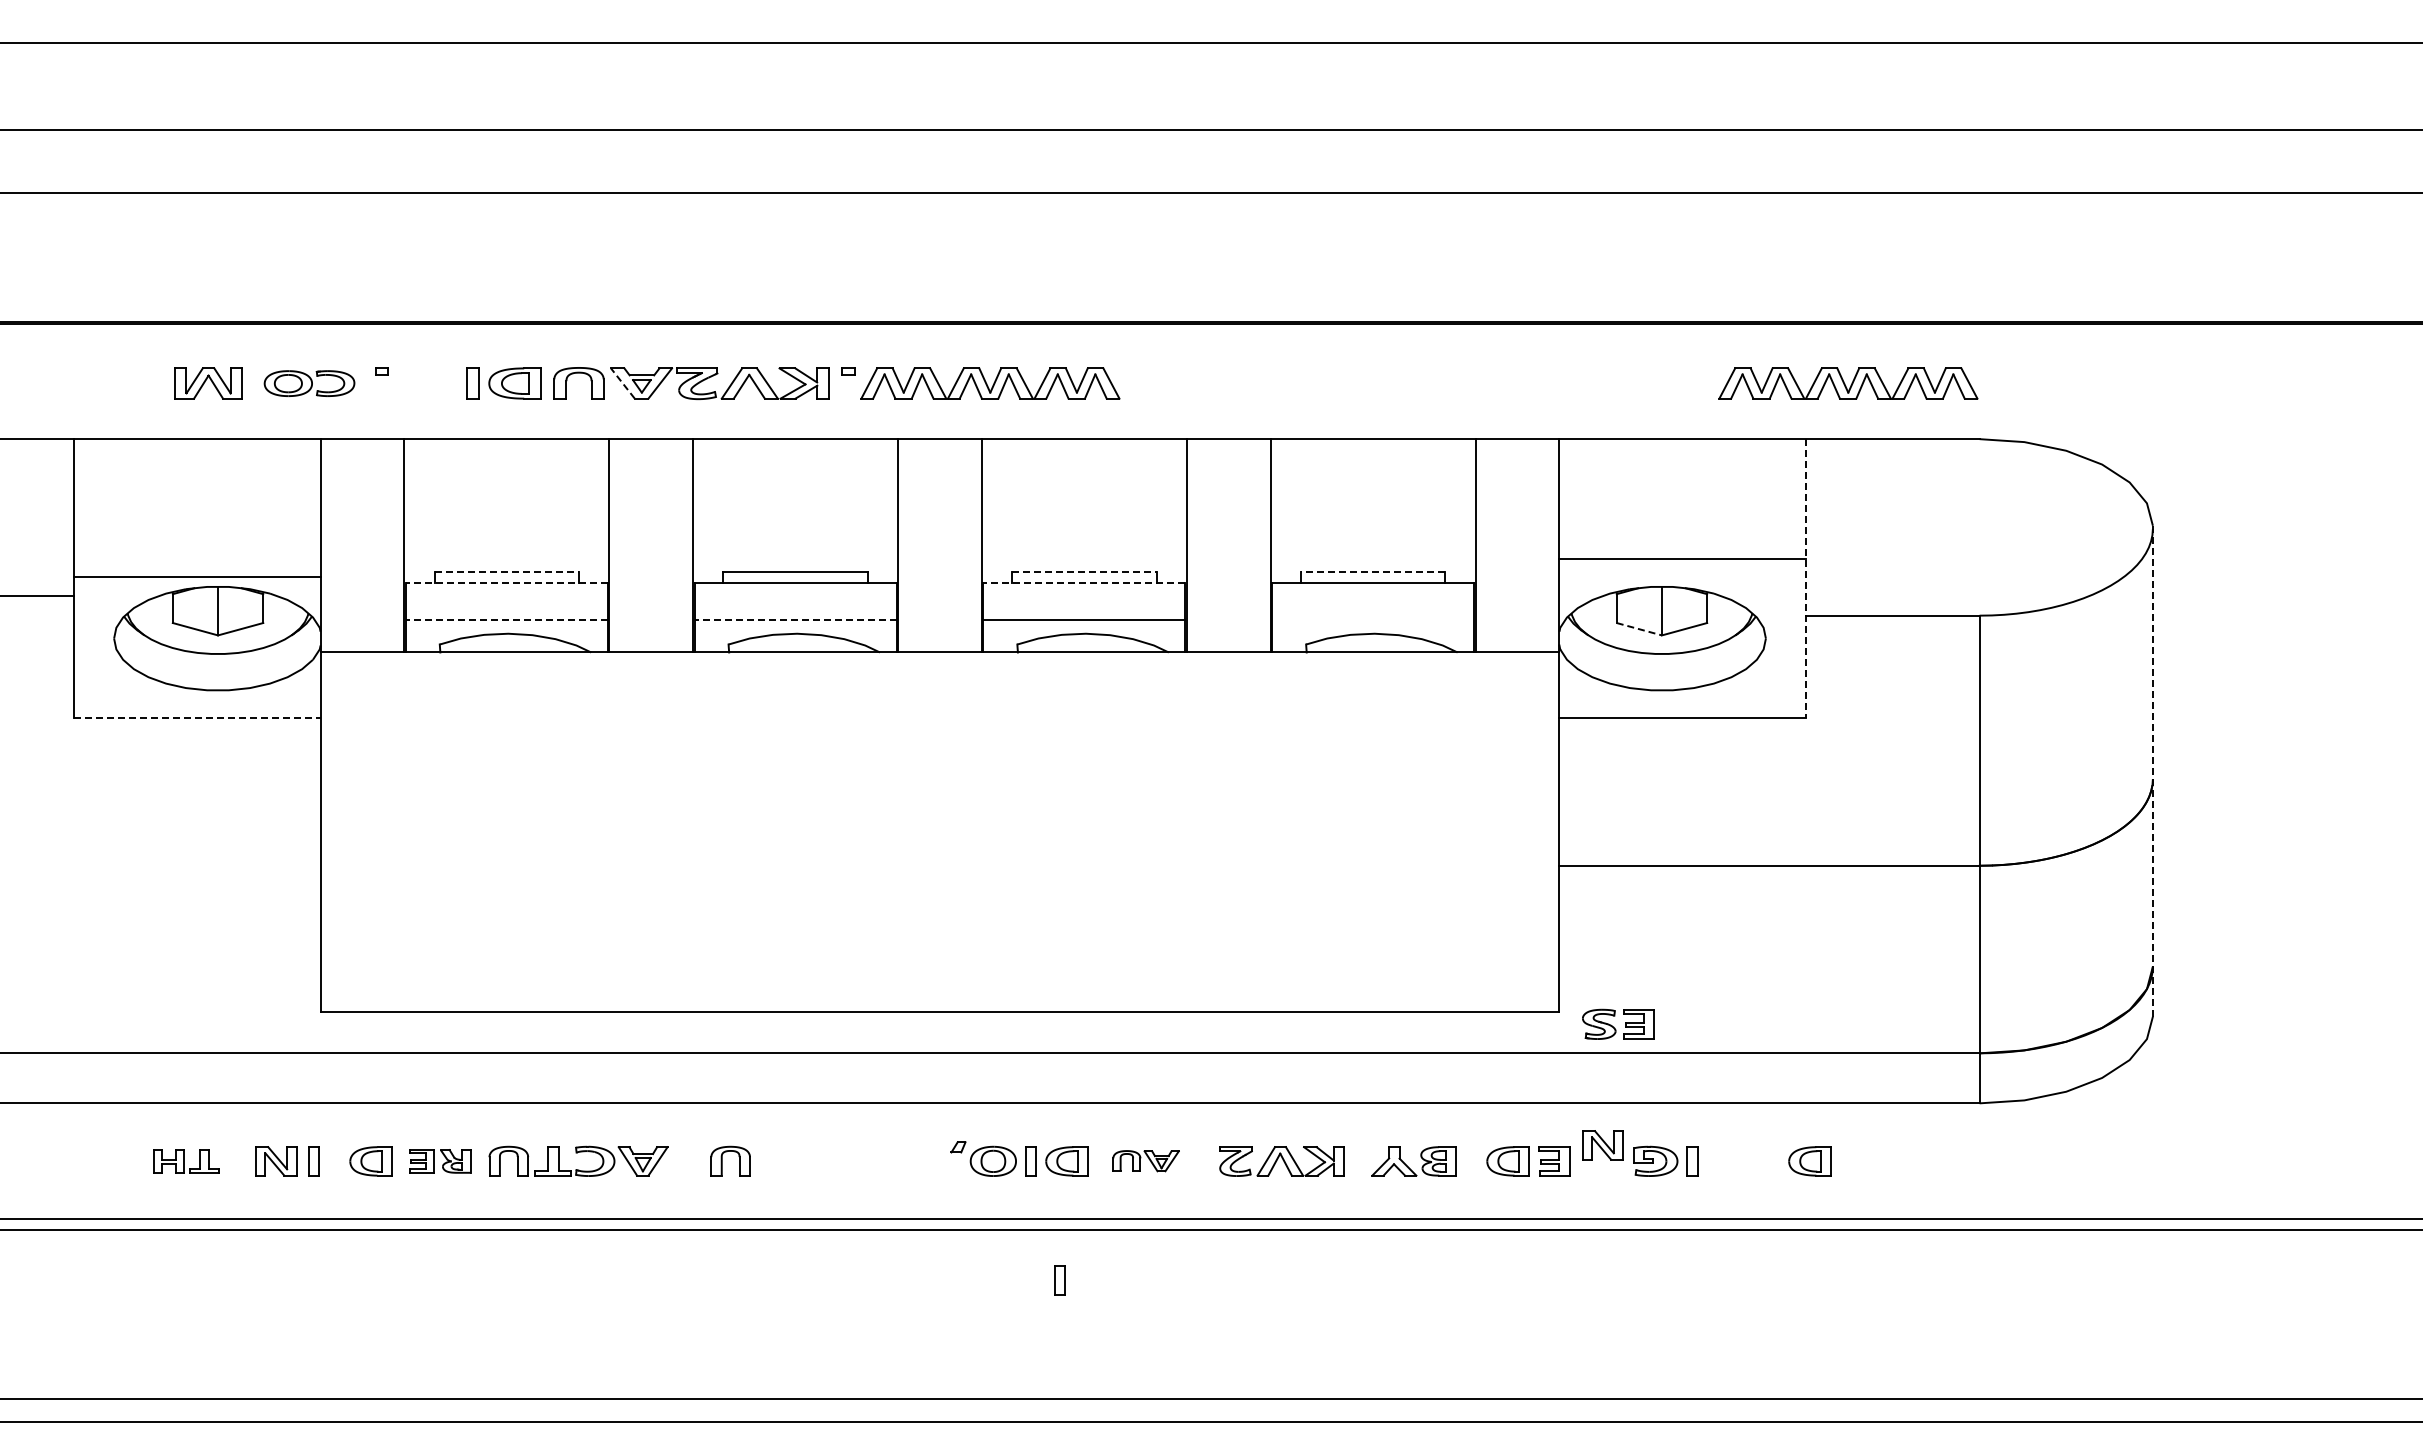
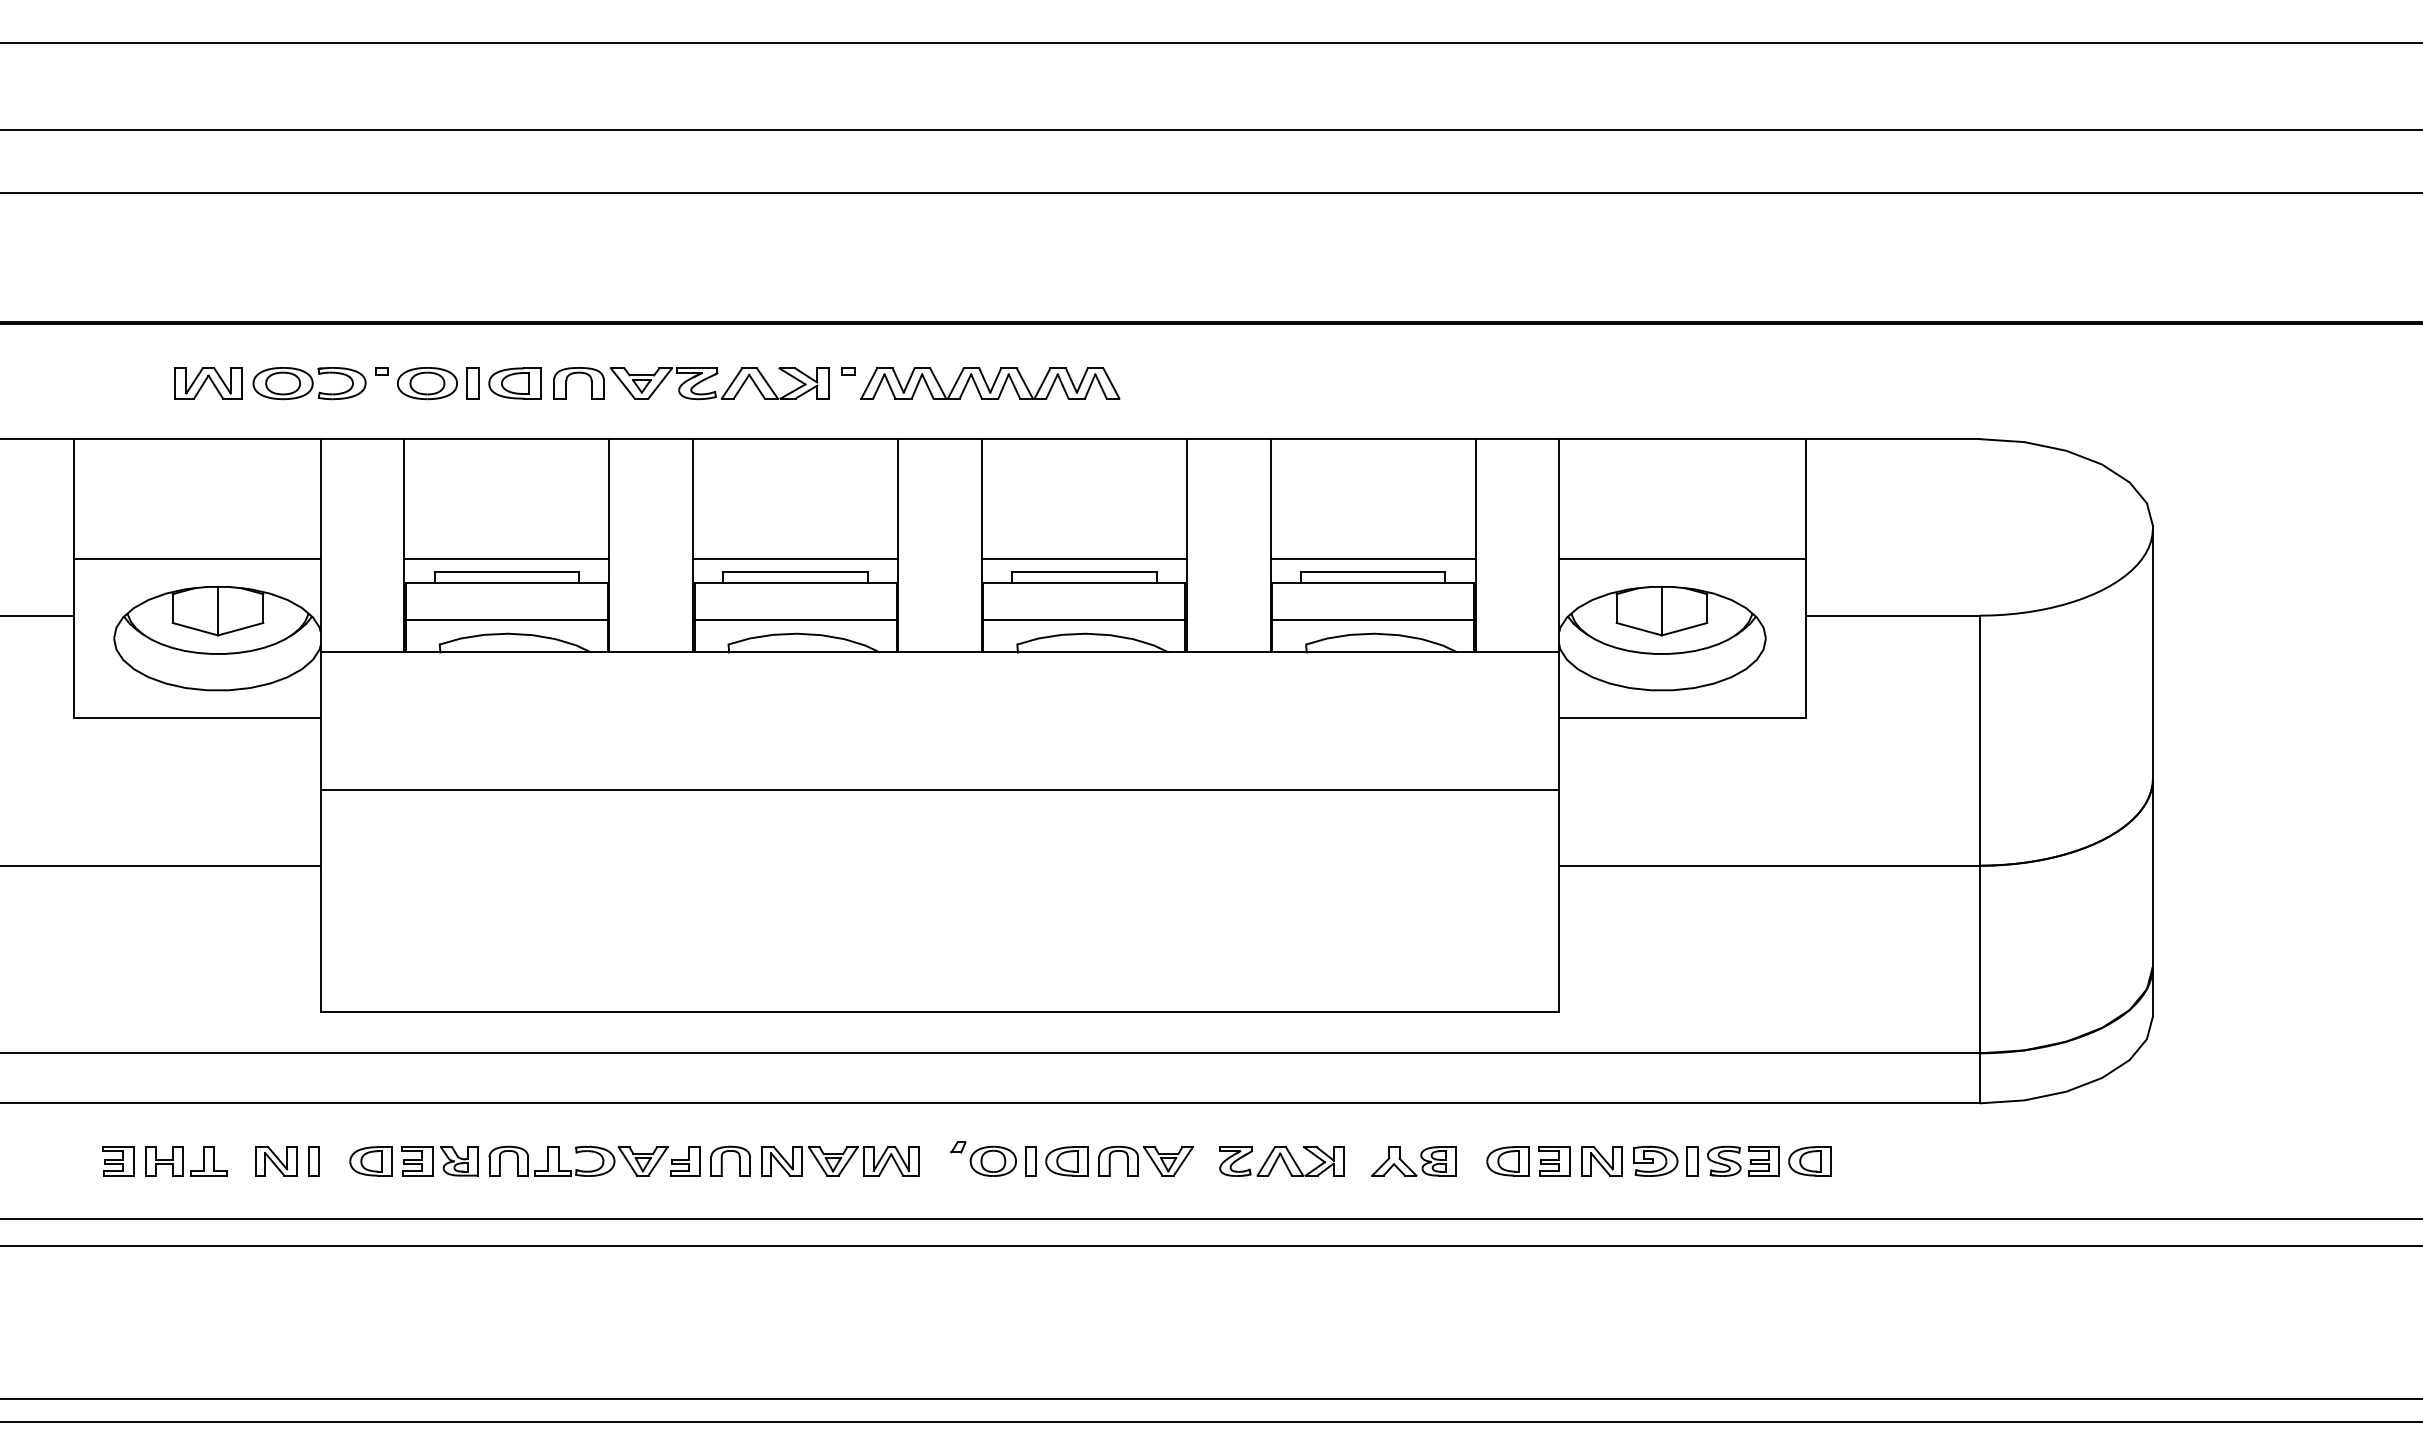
part size: 93x27 px -> 115x34 px (309, 383)
part: none -> present (427, 383)
line: dashed -> solid (622, 383)
part: present -> none (1848, 383)
line: none -> present (506, 559)
line: none -> present (795, 559)
line: none -> present (1083, 559)
line: none -> present (1372, 559)
line: dashed -> solid (507, 572)
line: dashed -> solid (1084, 572)
line: dashed -> solid (1372, 572)
line position: (196, 577) -> (196, 559) (196, 559)
line: dashed -> solid (1806, 579)
line: dashed -> solid (506, 582)
line: dashed -> solid (1083, 582)
line position: (37, 595) -> (37, 615) (37, 615)
line: dashed -> solid (506, 620)
line: dashed -> solid (795, 620)
line: none -> present (1373, 620)
line: dashed -> solid (1639, 629)
line: dashed -> solid (197, 718)
line: dashed -> solid (2152, 771)
line: none -> present (939, 790)
line: none -> present (161, 865)
part position: (1618, 1023) -> (1743, 1160) (1743, 1160)
part position: (1602, 1145) -> (1601, 1161) (1601, 1161)
part: none -> present (118, 1161)
part size: 67x25 px -> 83x31 px (186, 1161)
part size: 63x25 px -> 78x31 px (439, 1161)
part: none -> present (685, 1161)
part: none -> present (840, 1161)
part size: 68x23 px -> 96x32 px (1145, 1160)
line position: (1210, 1229) -> (1210, 1245) (1210, 1245)
part: present -> none (1059, 1280)
